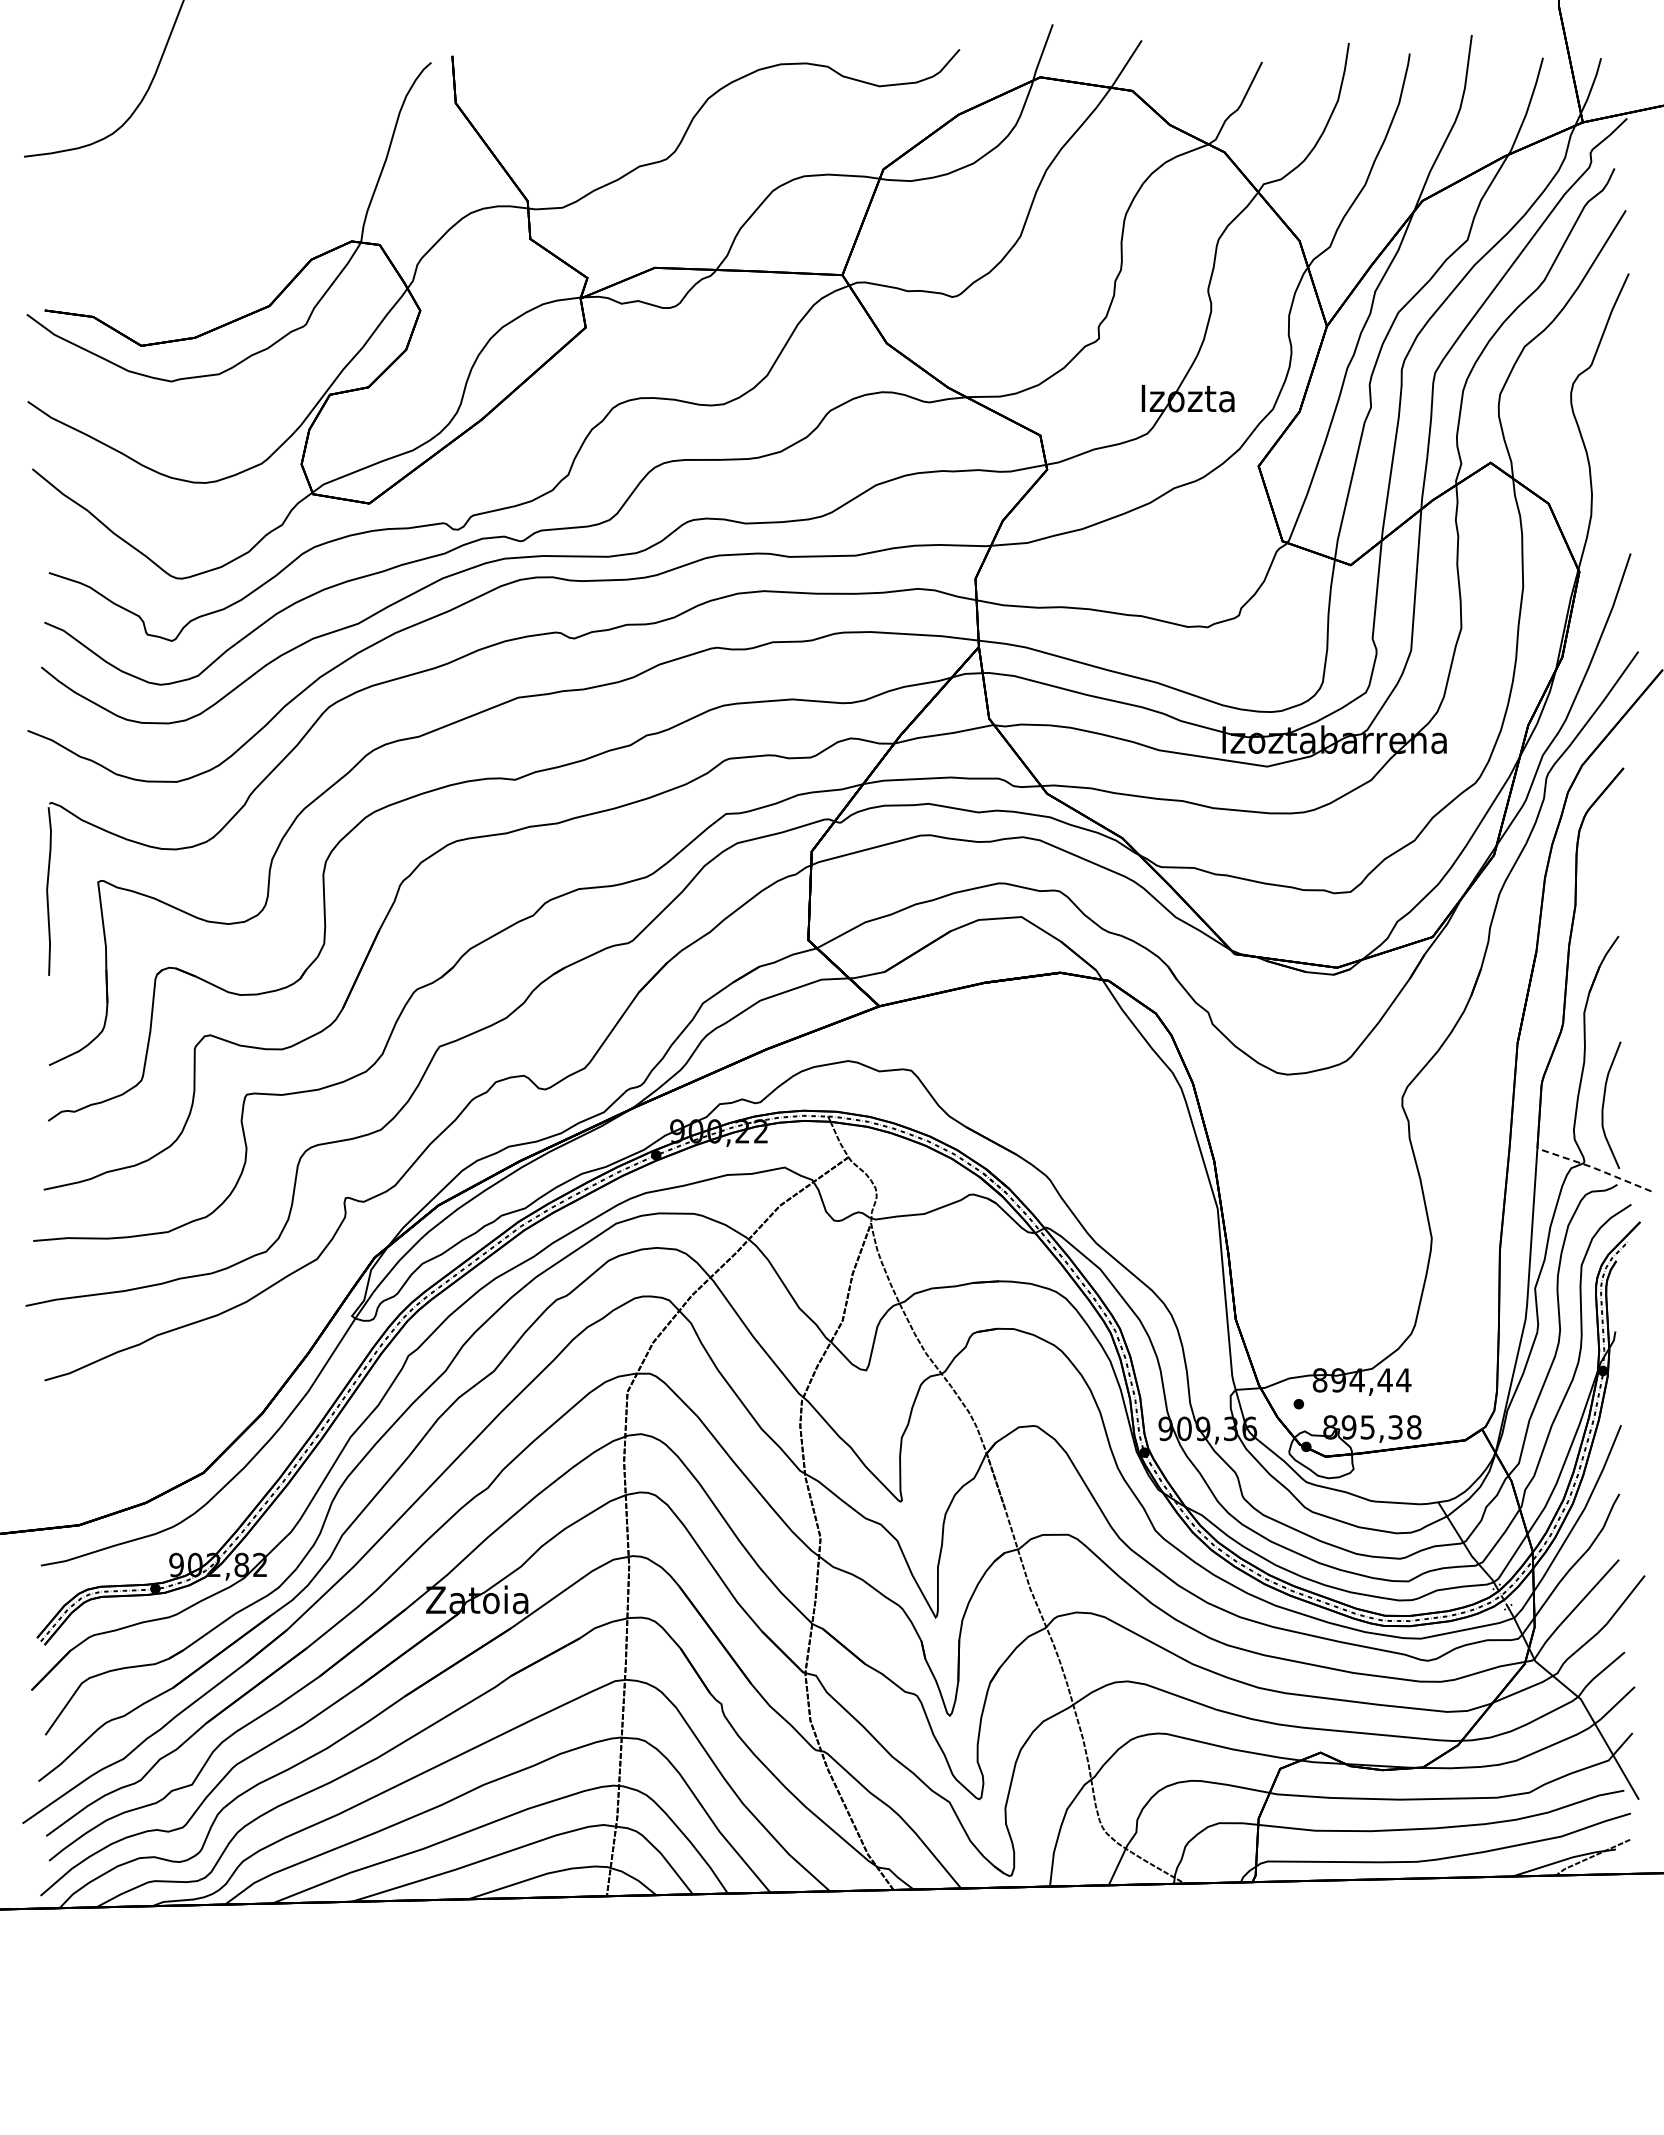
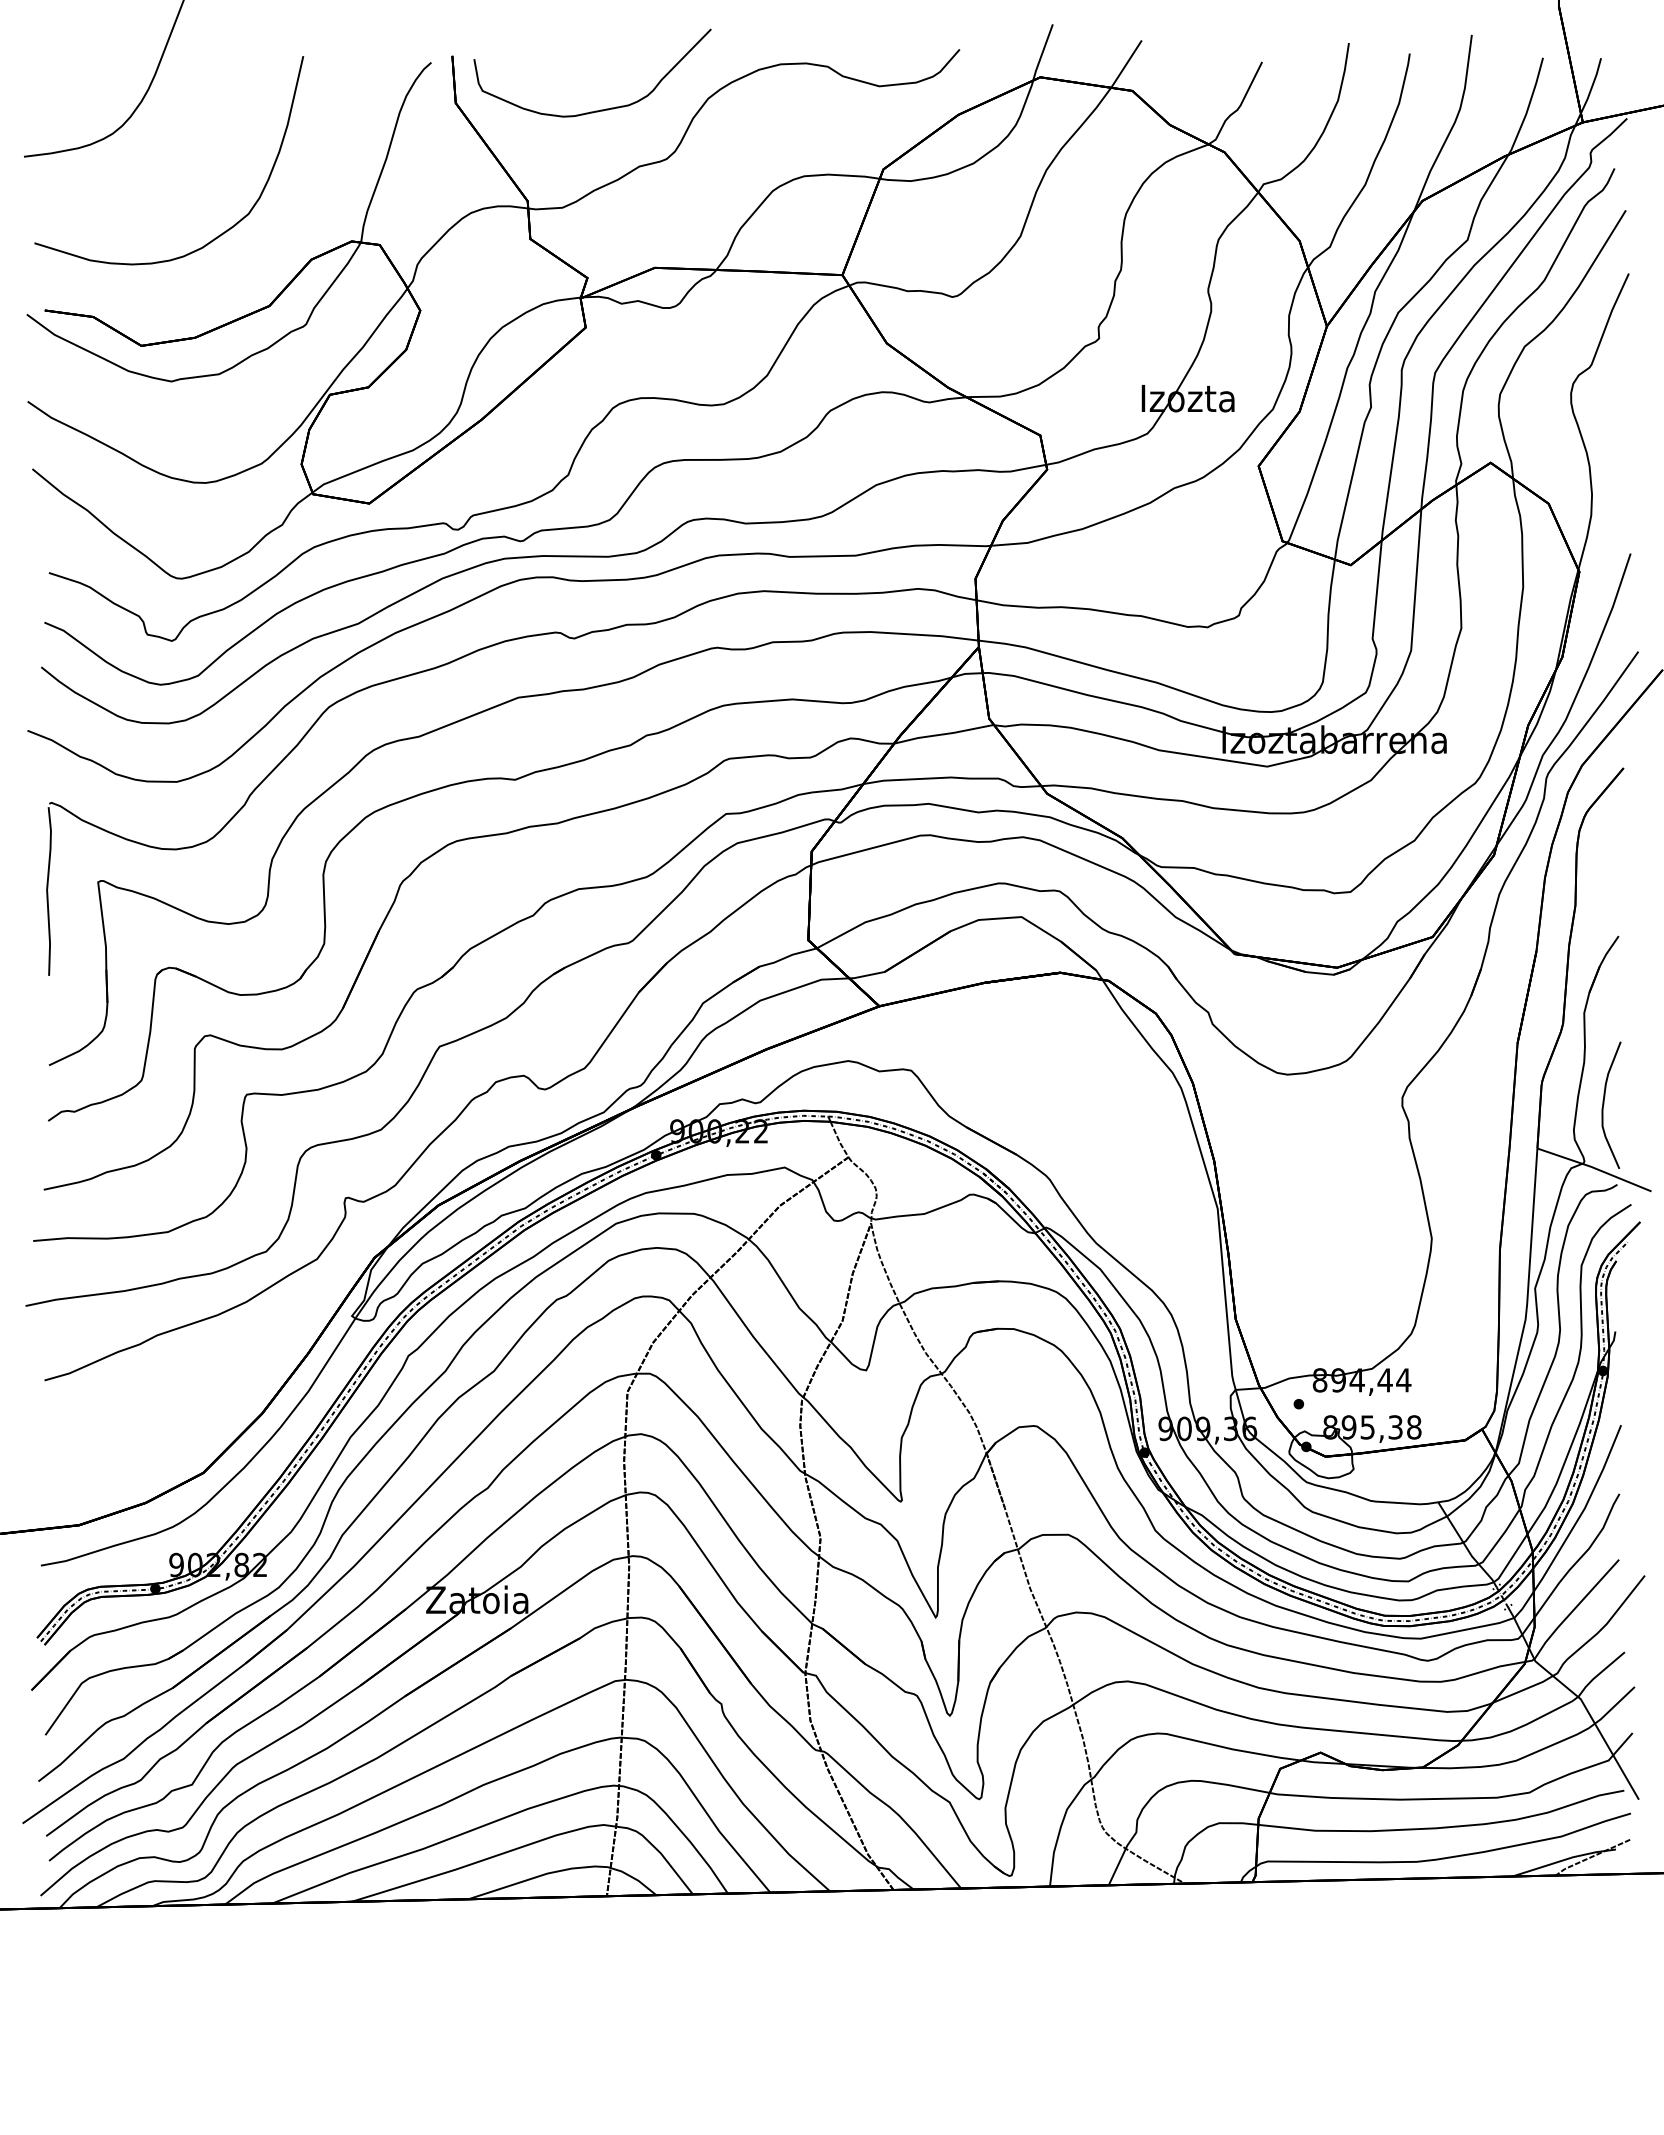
curve: none -> present (600, 109)
curve: none -> present (219, 234)
line: dashed -> solid (1594, 1168)
